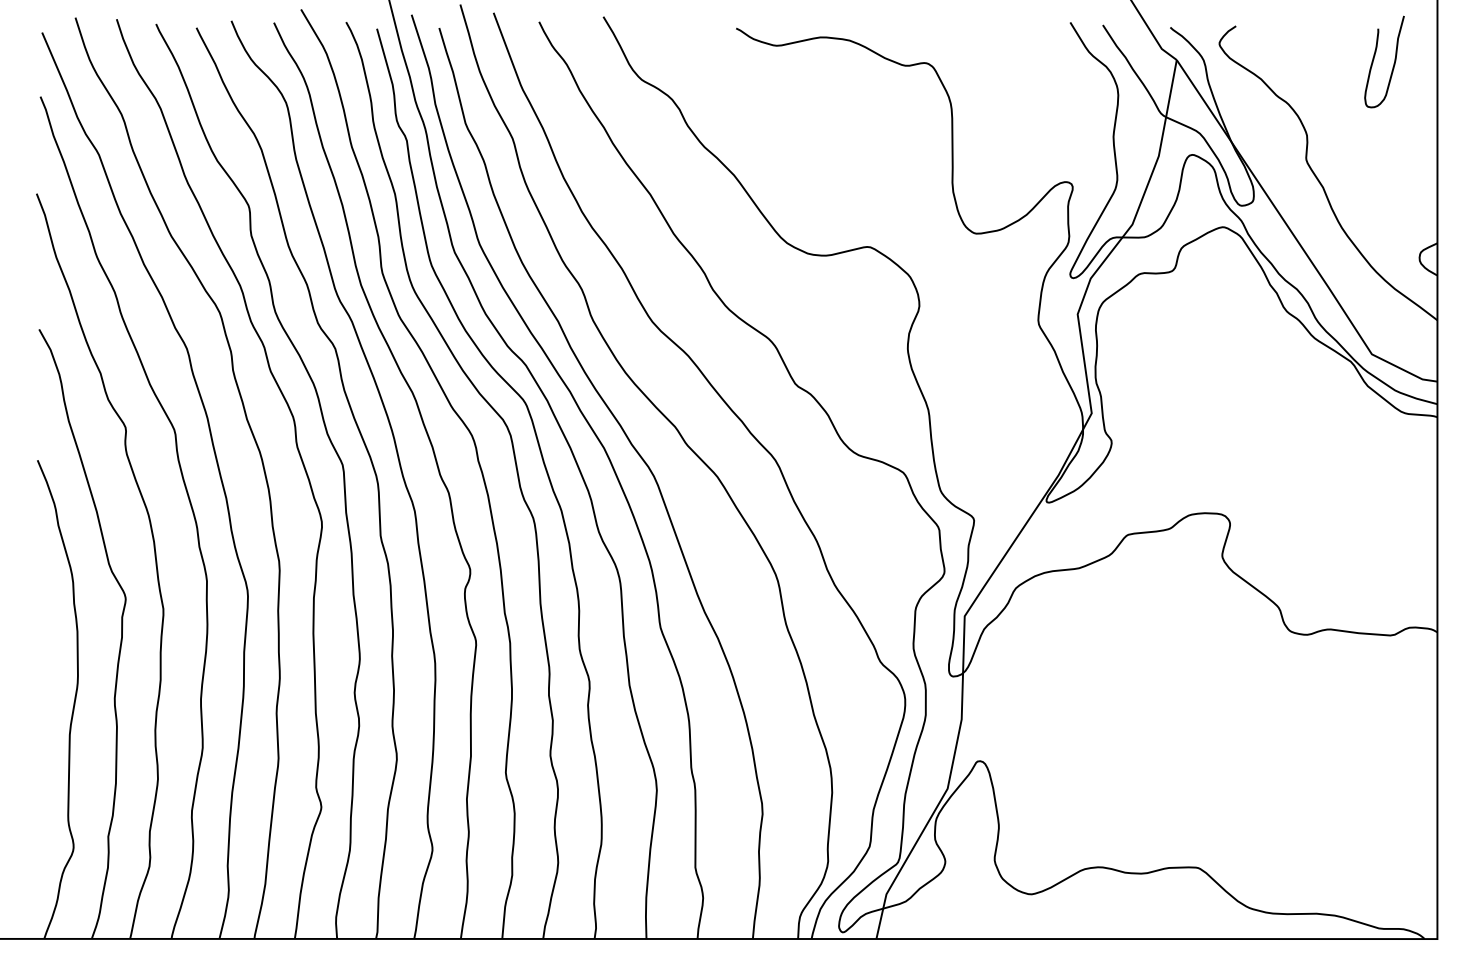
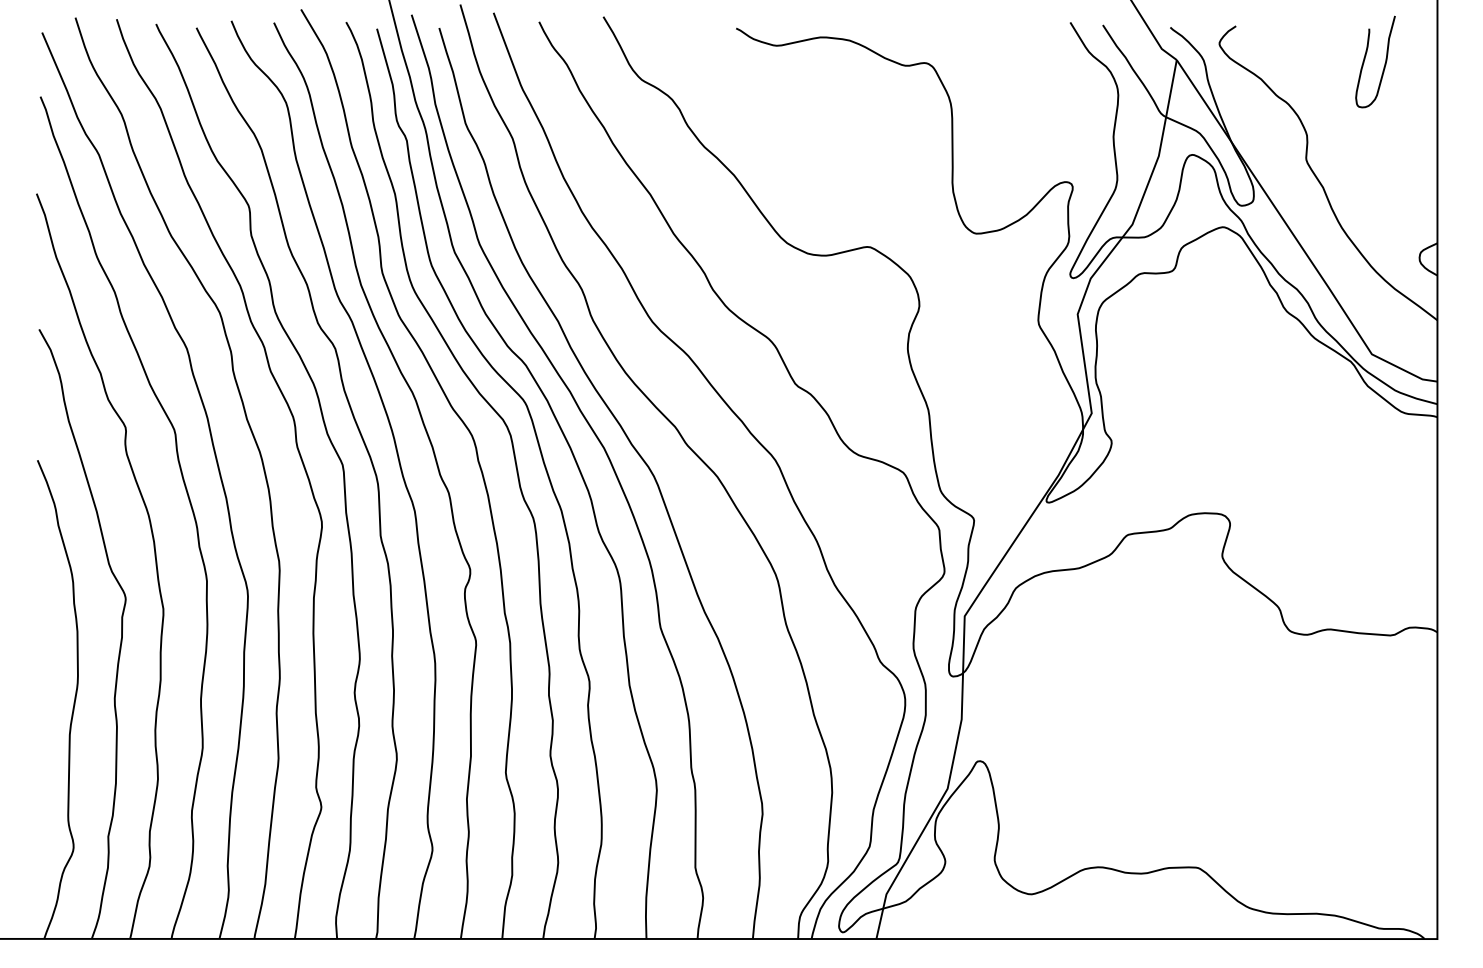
curve position: (1393, 63) -> (1384, 63) (1384, 63)
